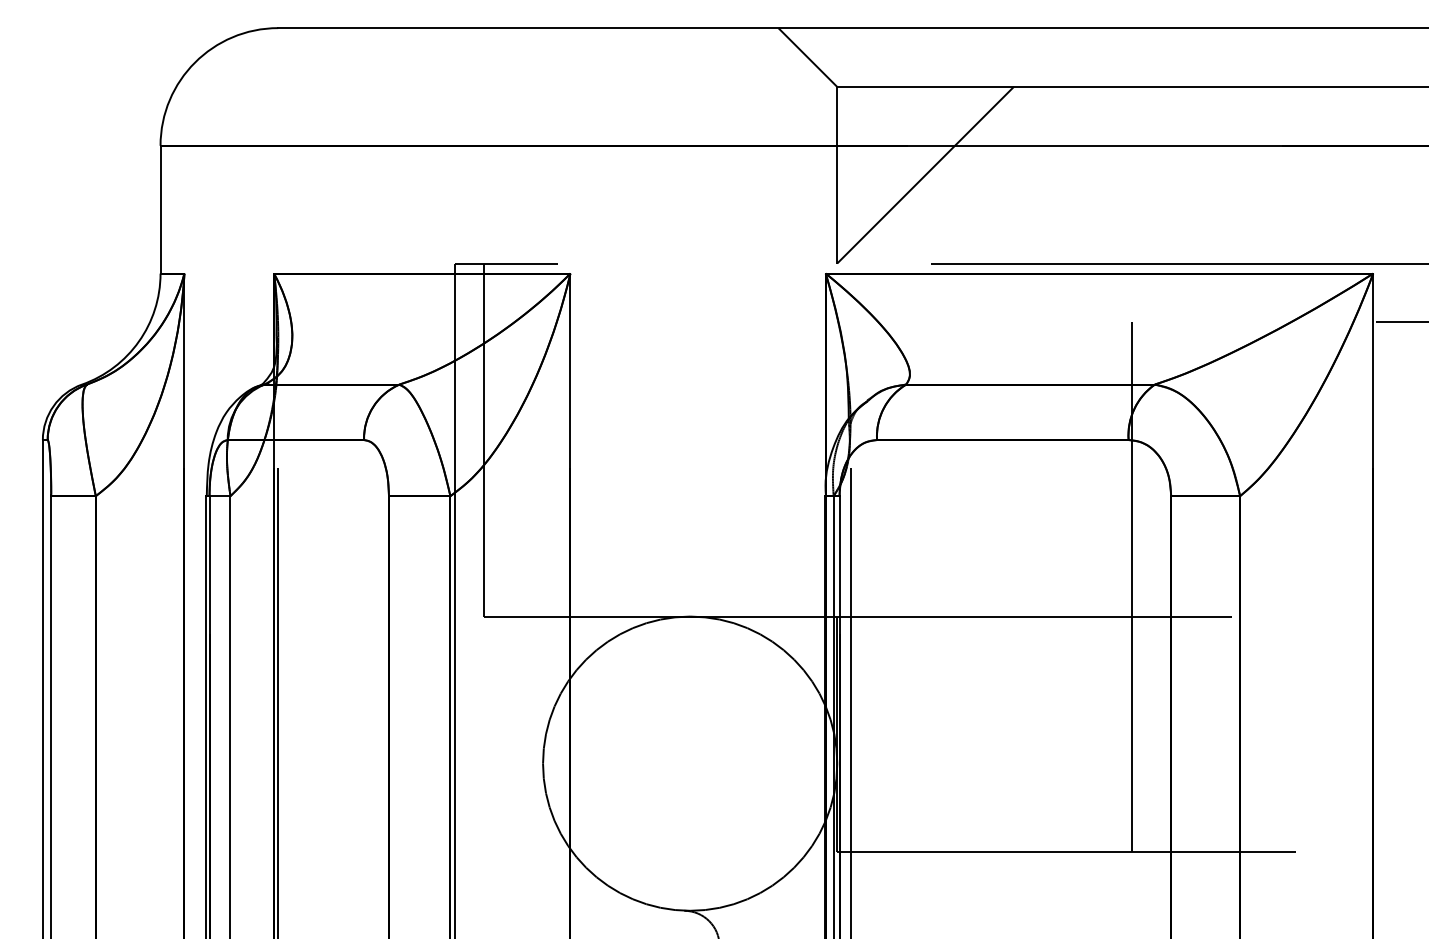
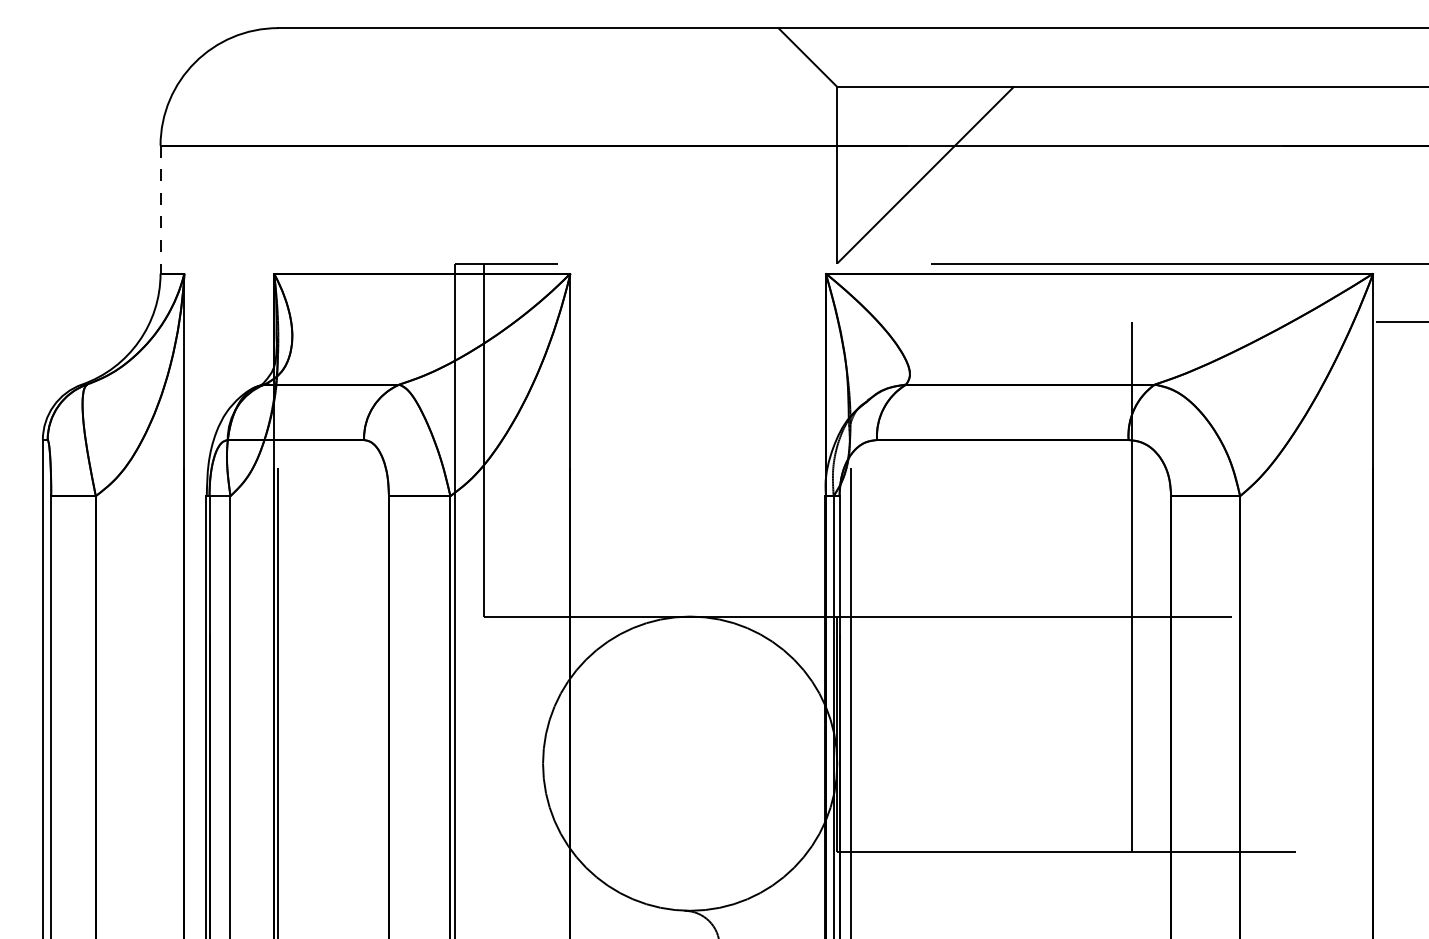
line: solid -> dashed (160, 209)
